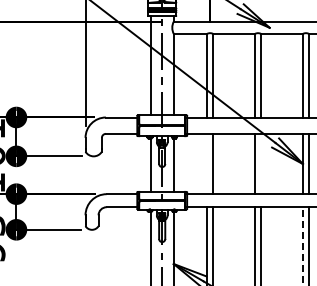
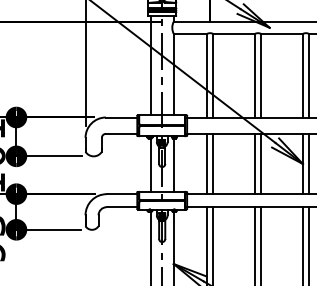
line: none -> present (207, 163)
line: none -> present (261, 163)
line: dashed -> solid (302, 246)
